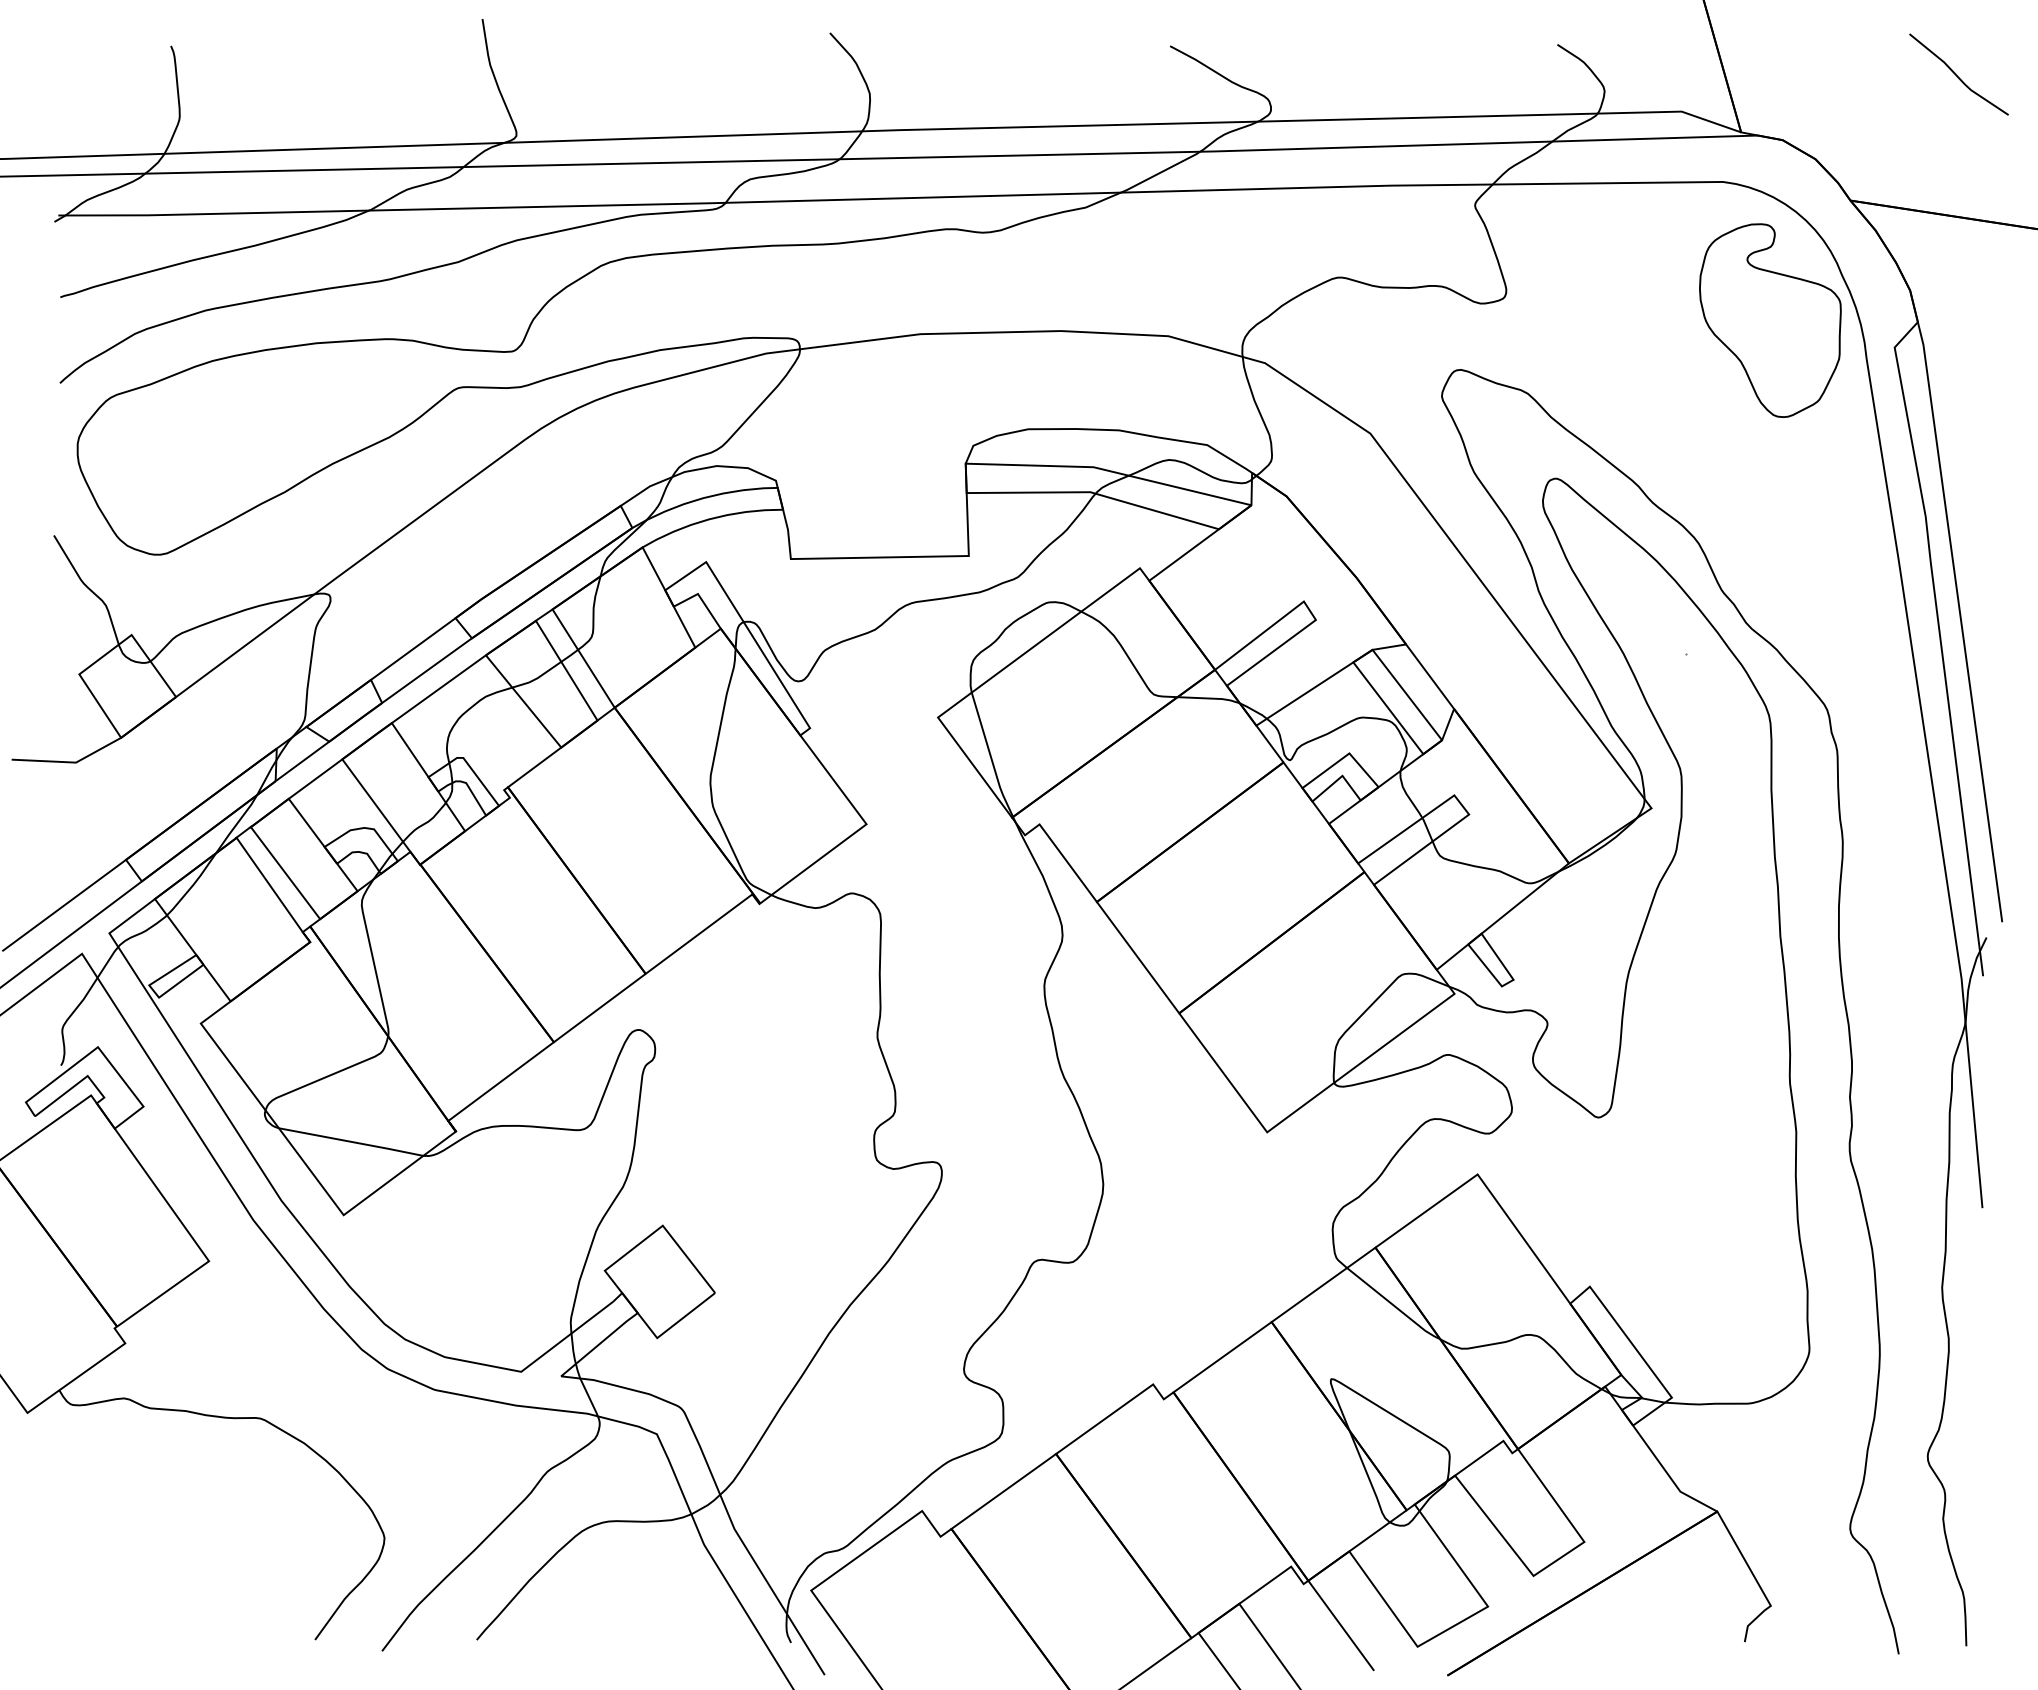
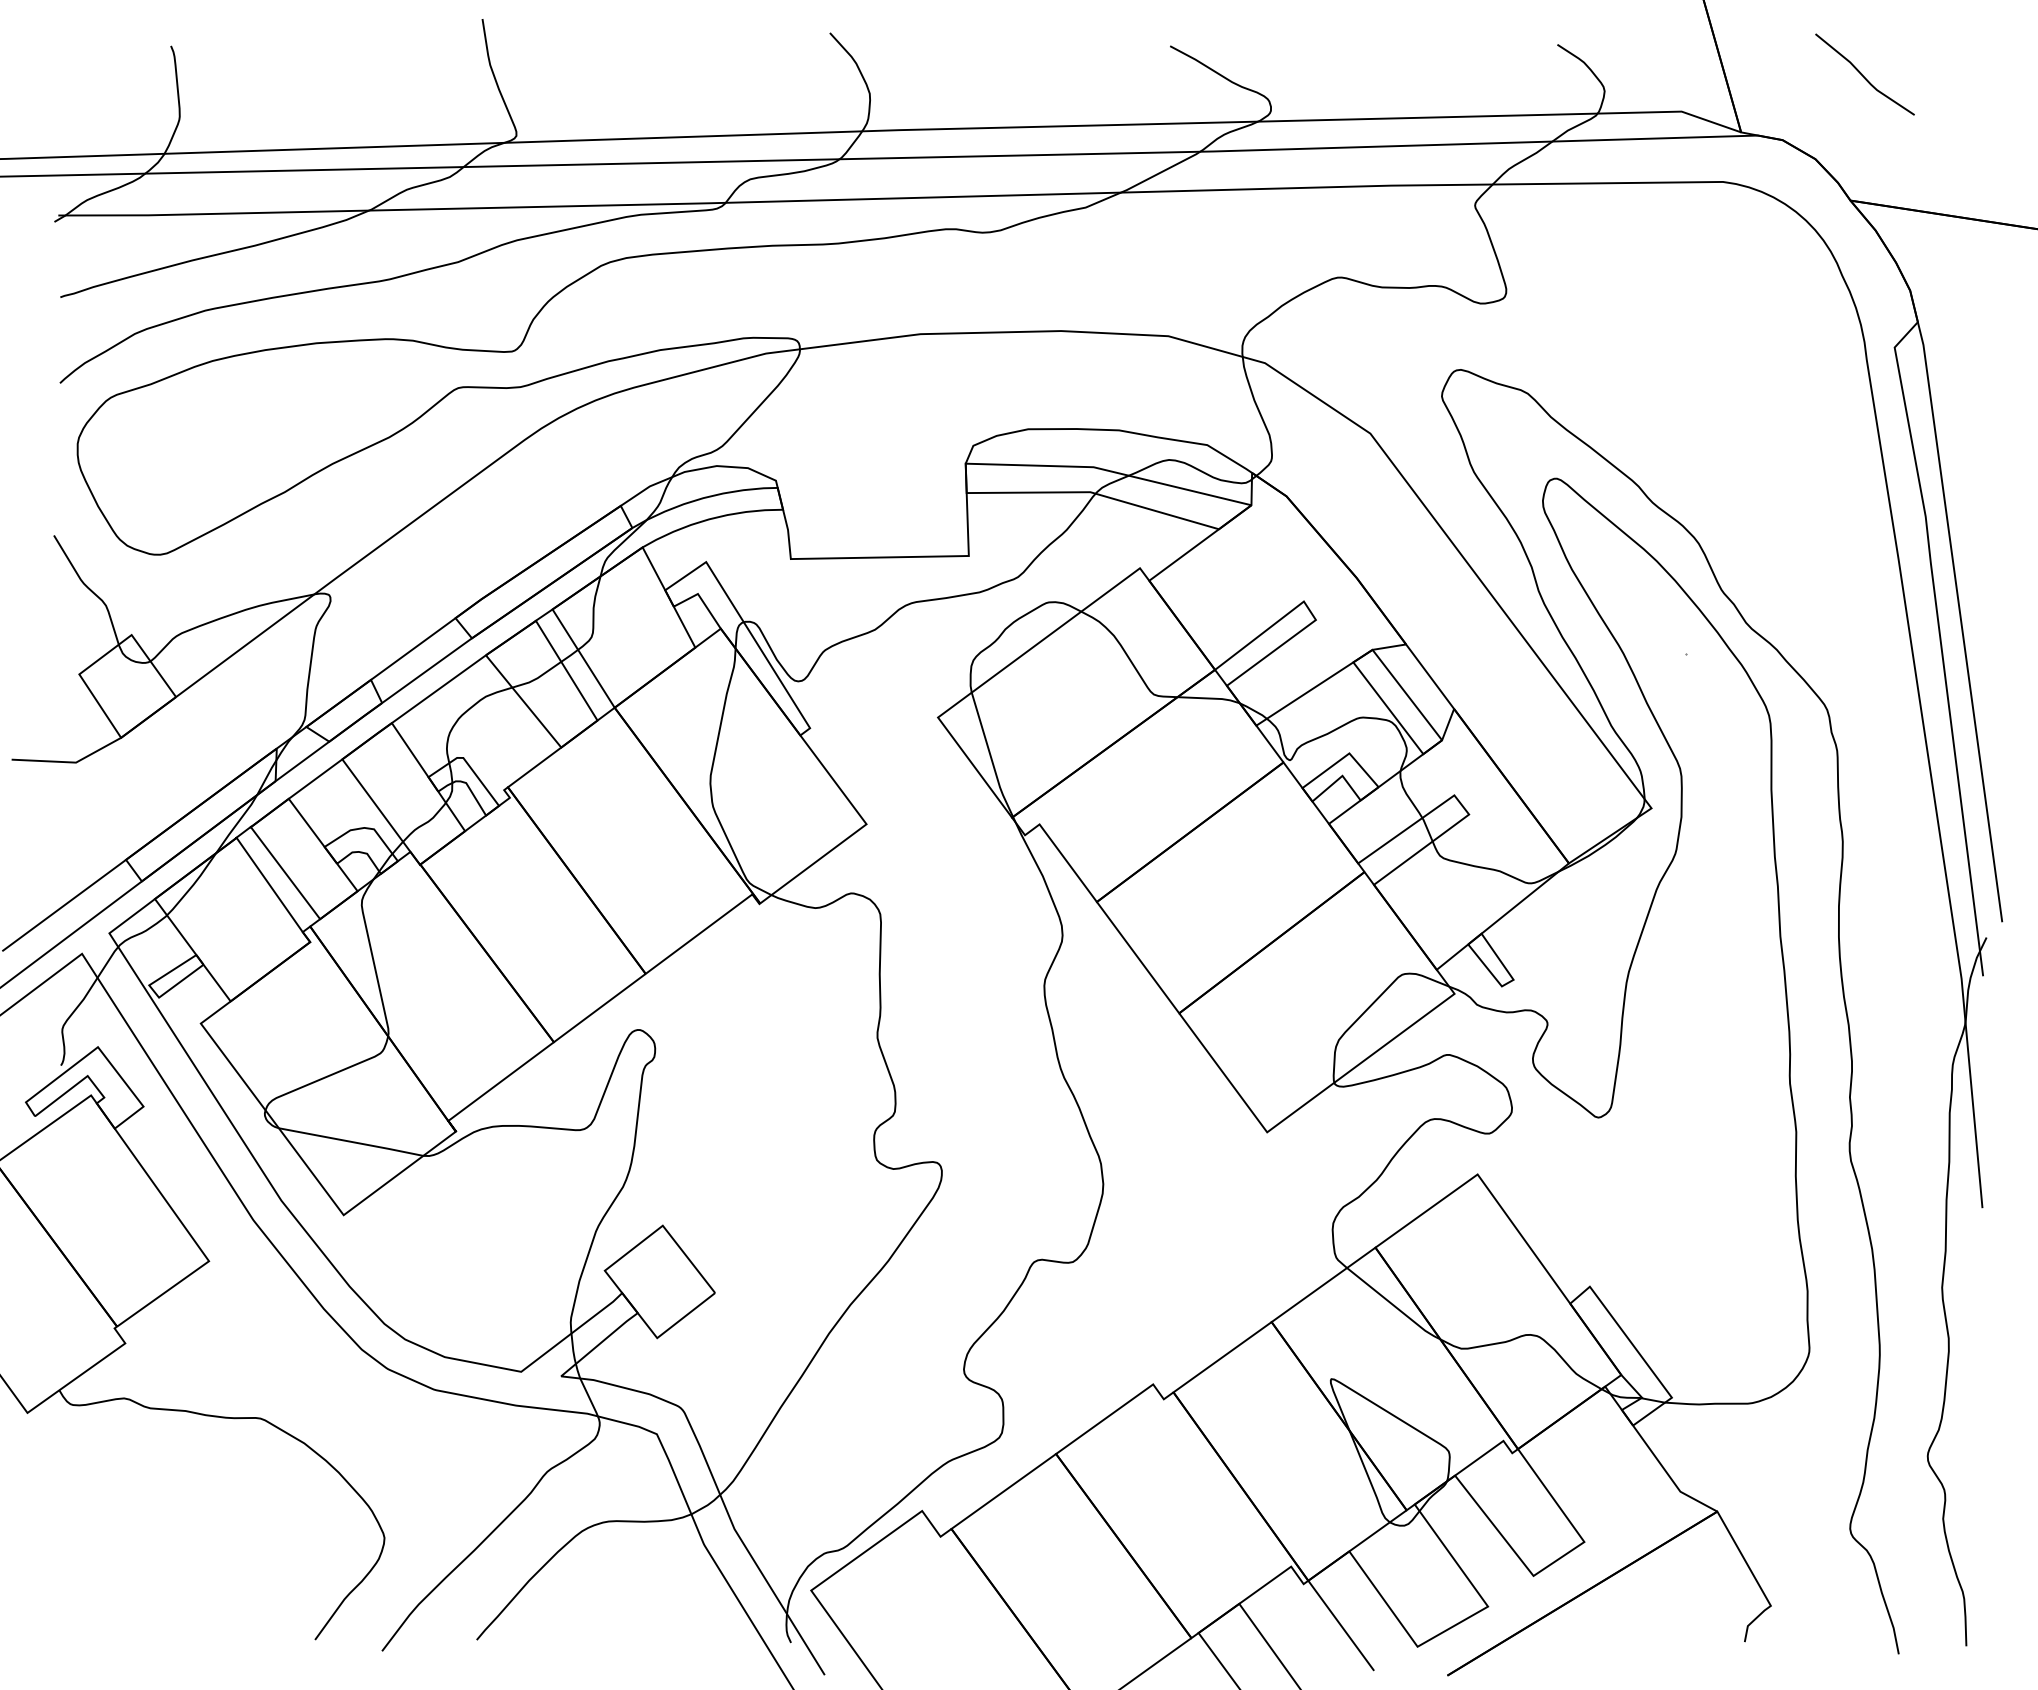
line position: (1957, 75) -> (1863, 75) (1863, 75)
part: present -> none (1770, 320)
